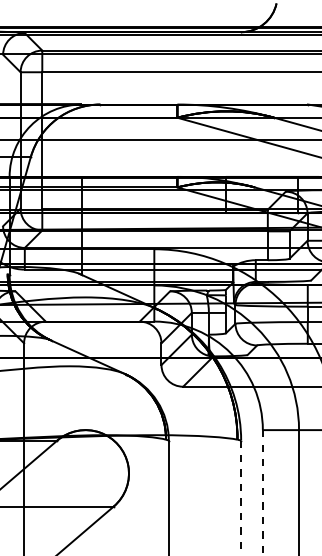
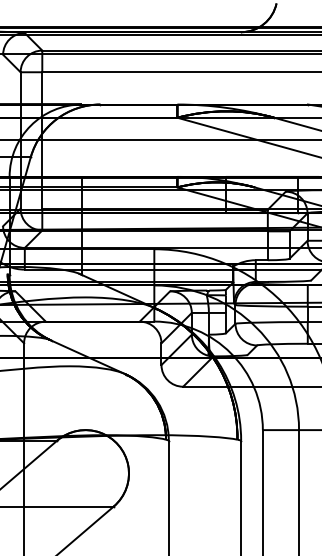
line: dashed -> solid (262, 492)
line: dashed -> solid (241, 498)
